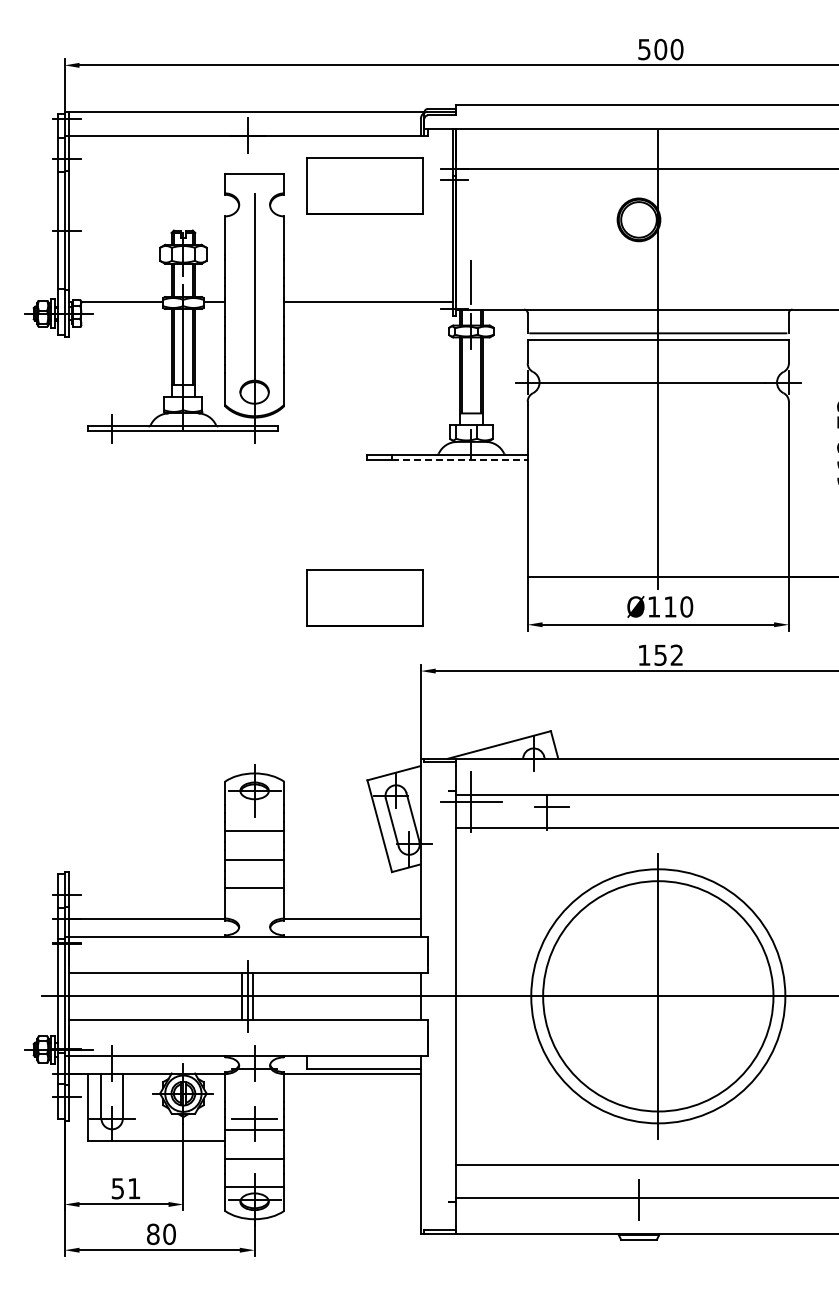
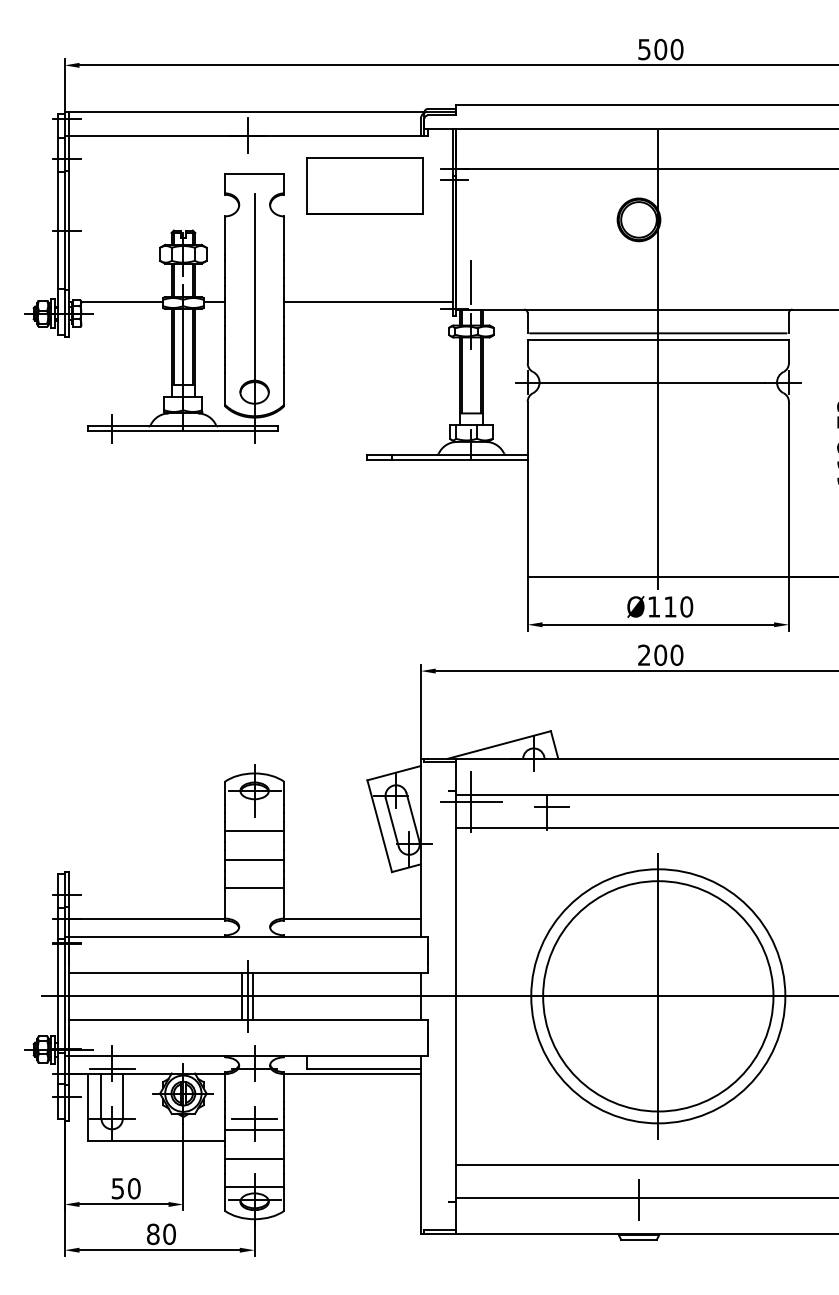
line: dashed -> solid (459, 459)
part: present -> none (364, 597)
text: 152 -> 200 (660, 654)
line: none -> present (111, 1068)
text: 51 -> 50 (133, 1188)
